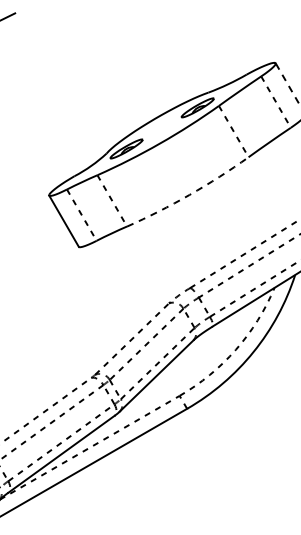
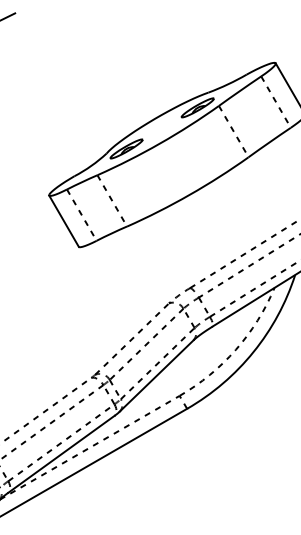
line: dashed -> solid (288, 84)
arc: dashed -> solid (189, 194)
